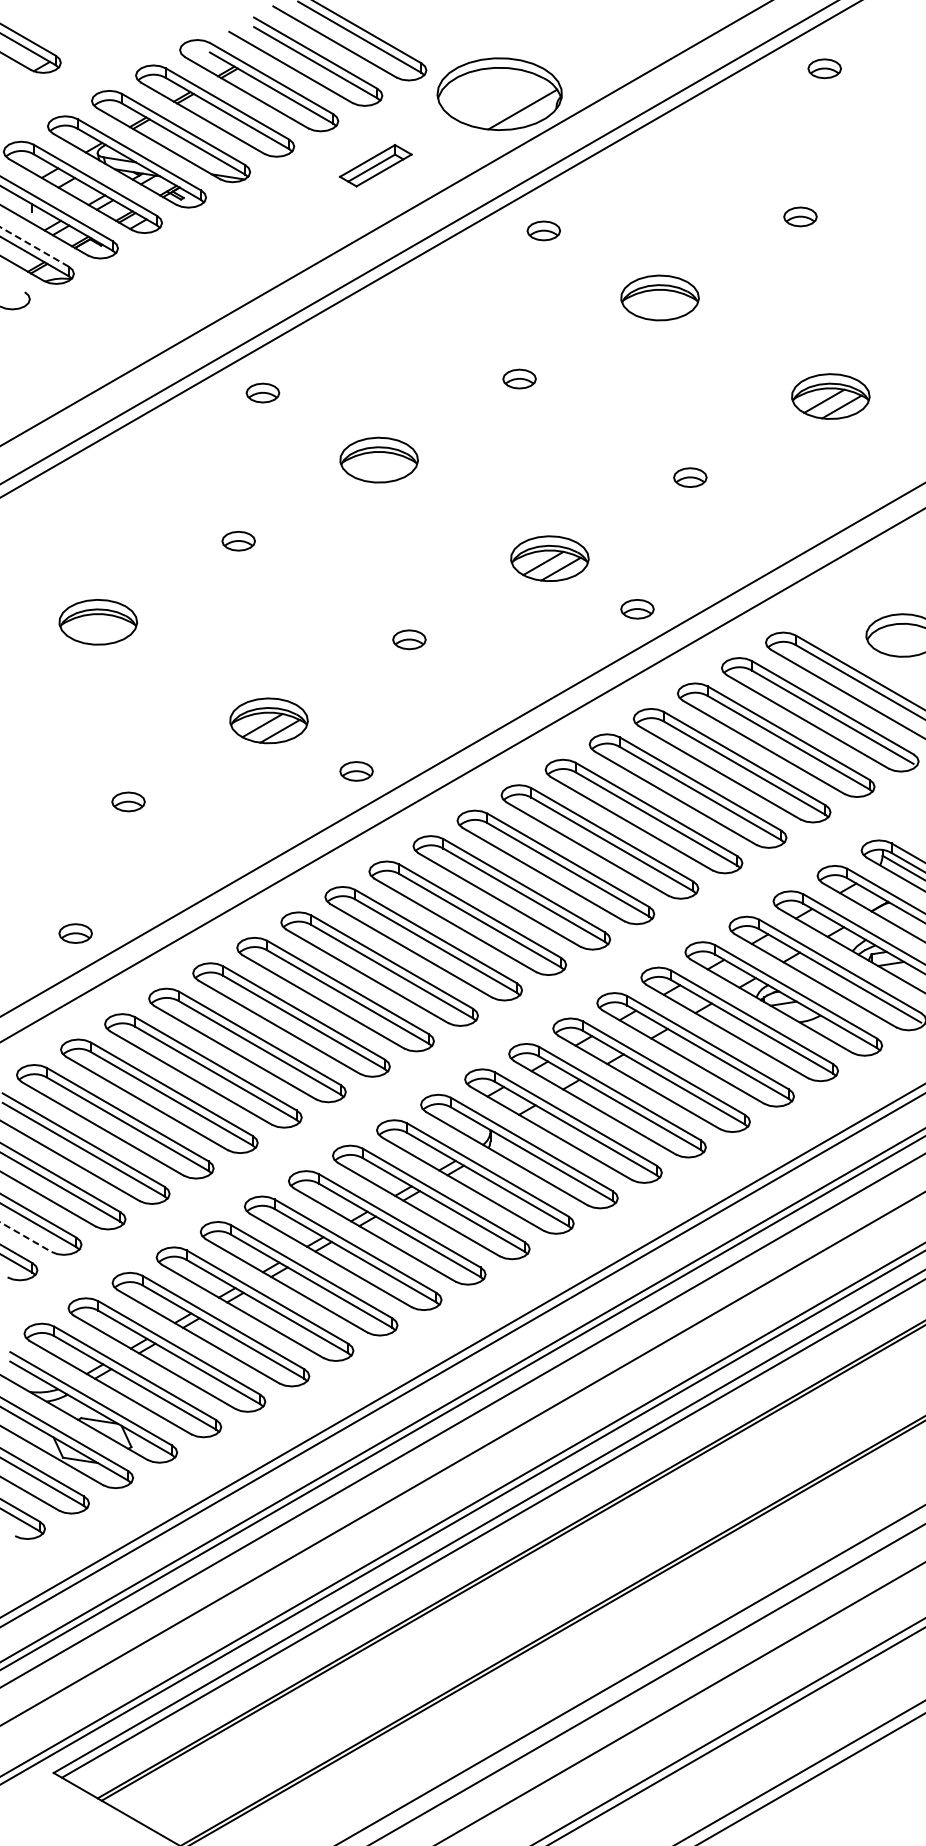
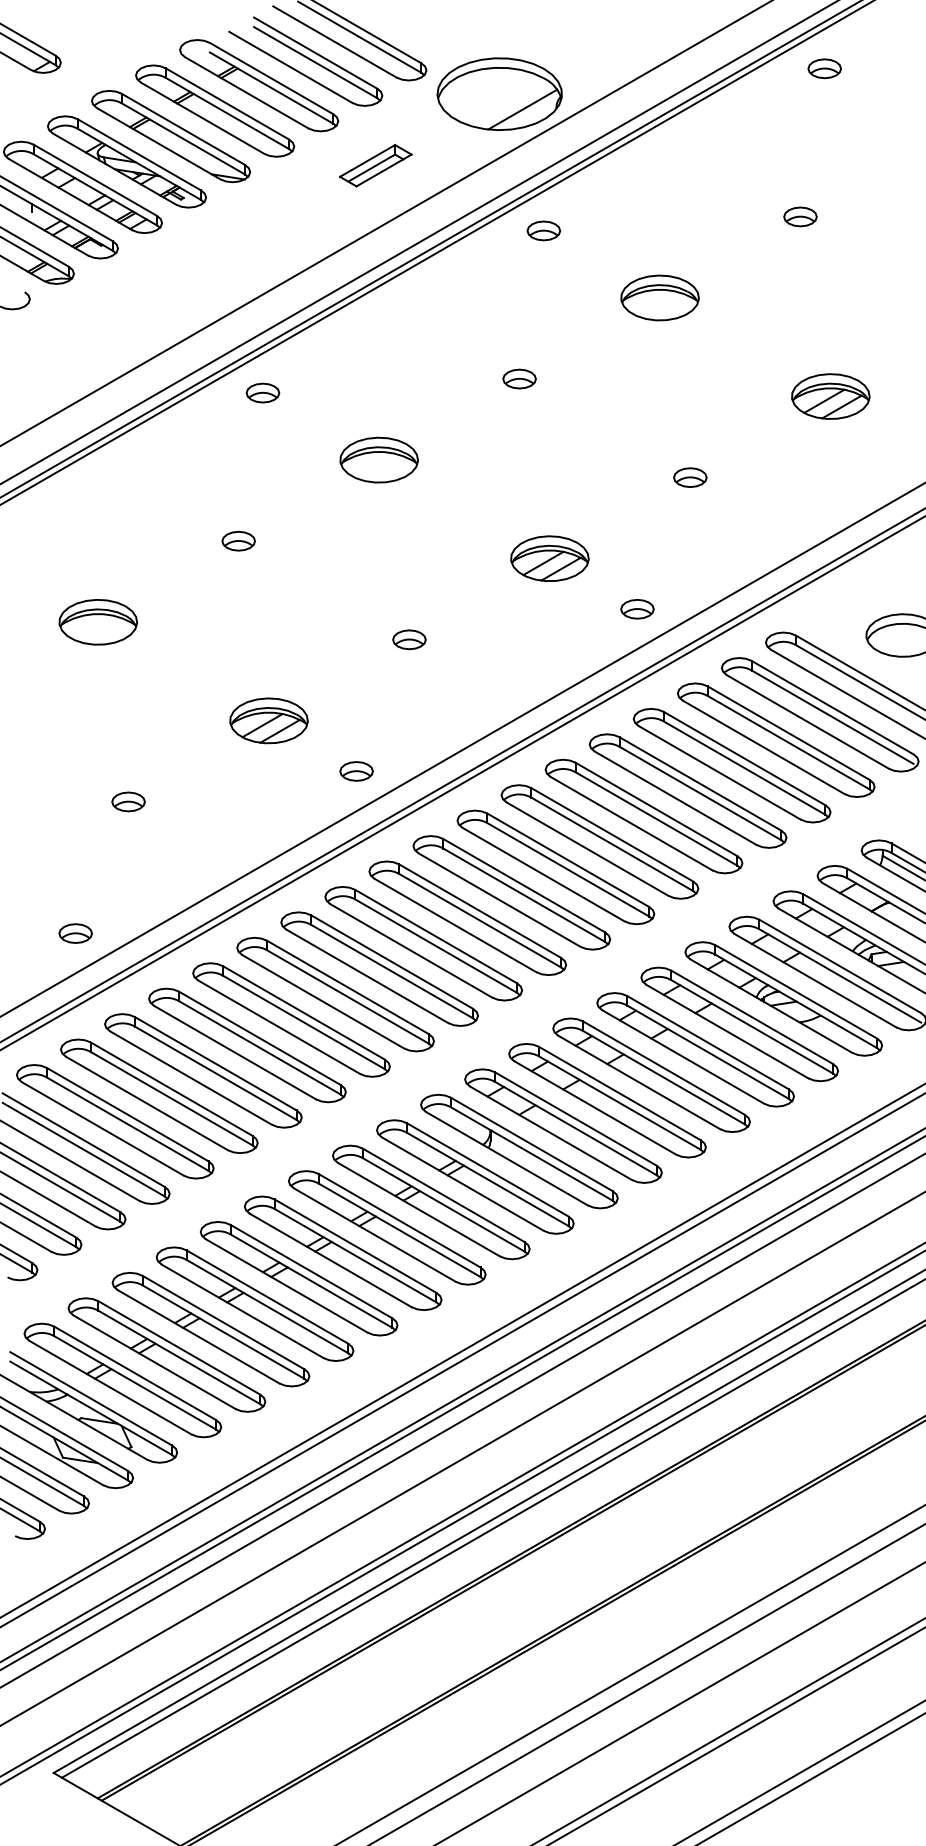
line: dashed -> solid (34, 246)
line: none -> present (436, 252)
line: none -> present (462, 783)
line: dashed -> solid (26, 1237)
